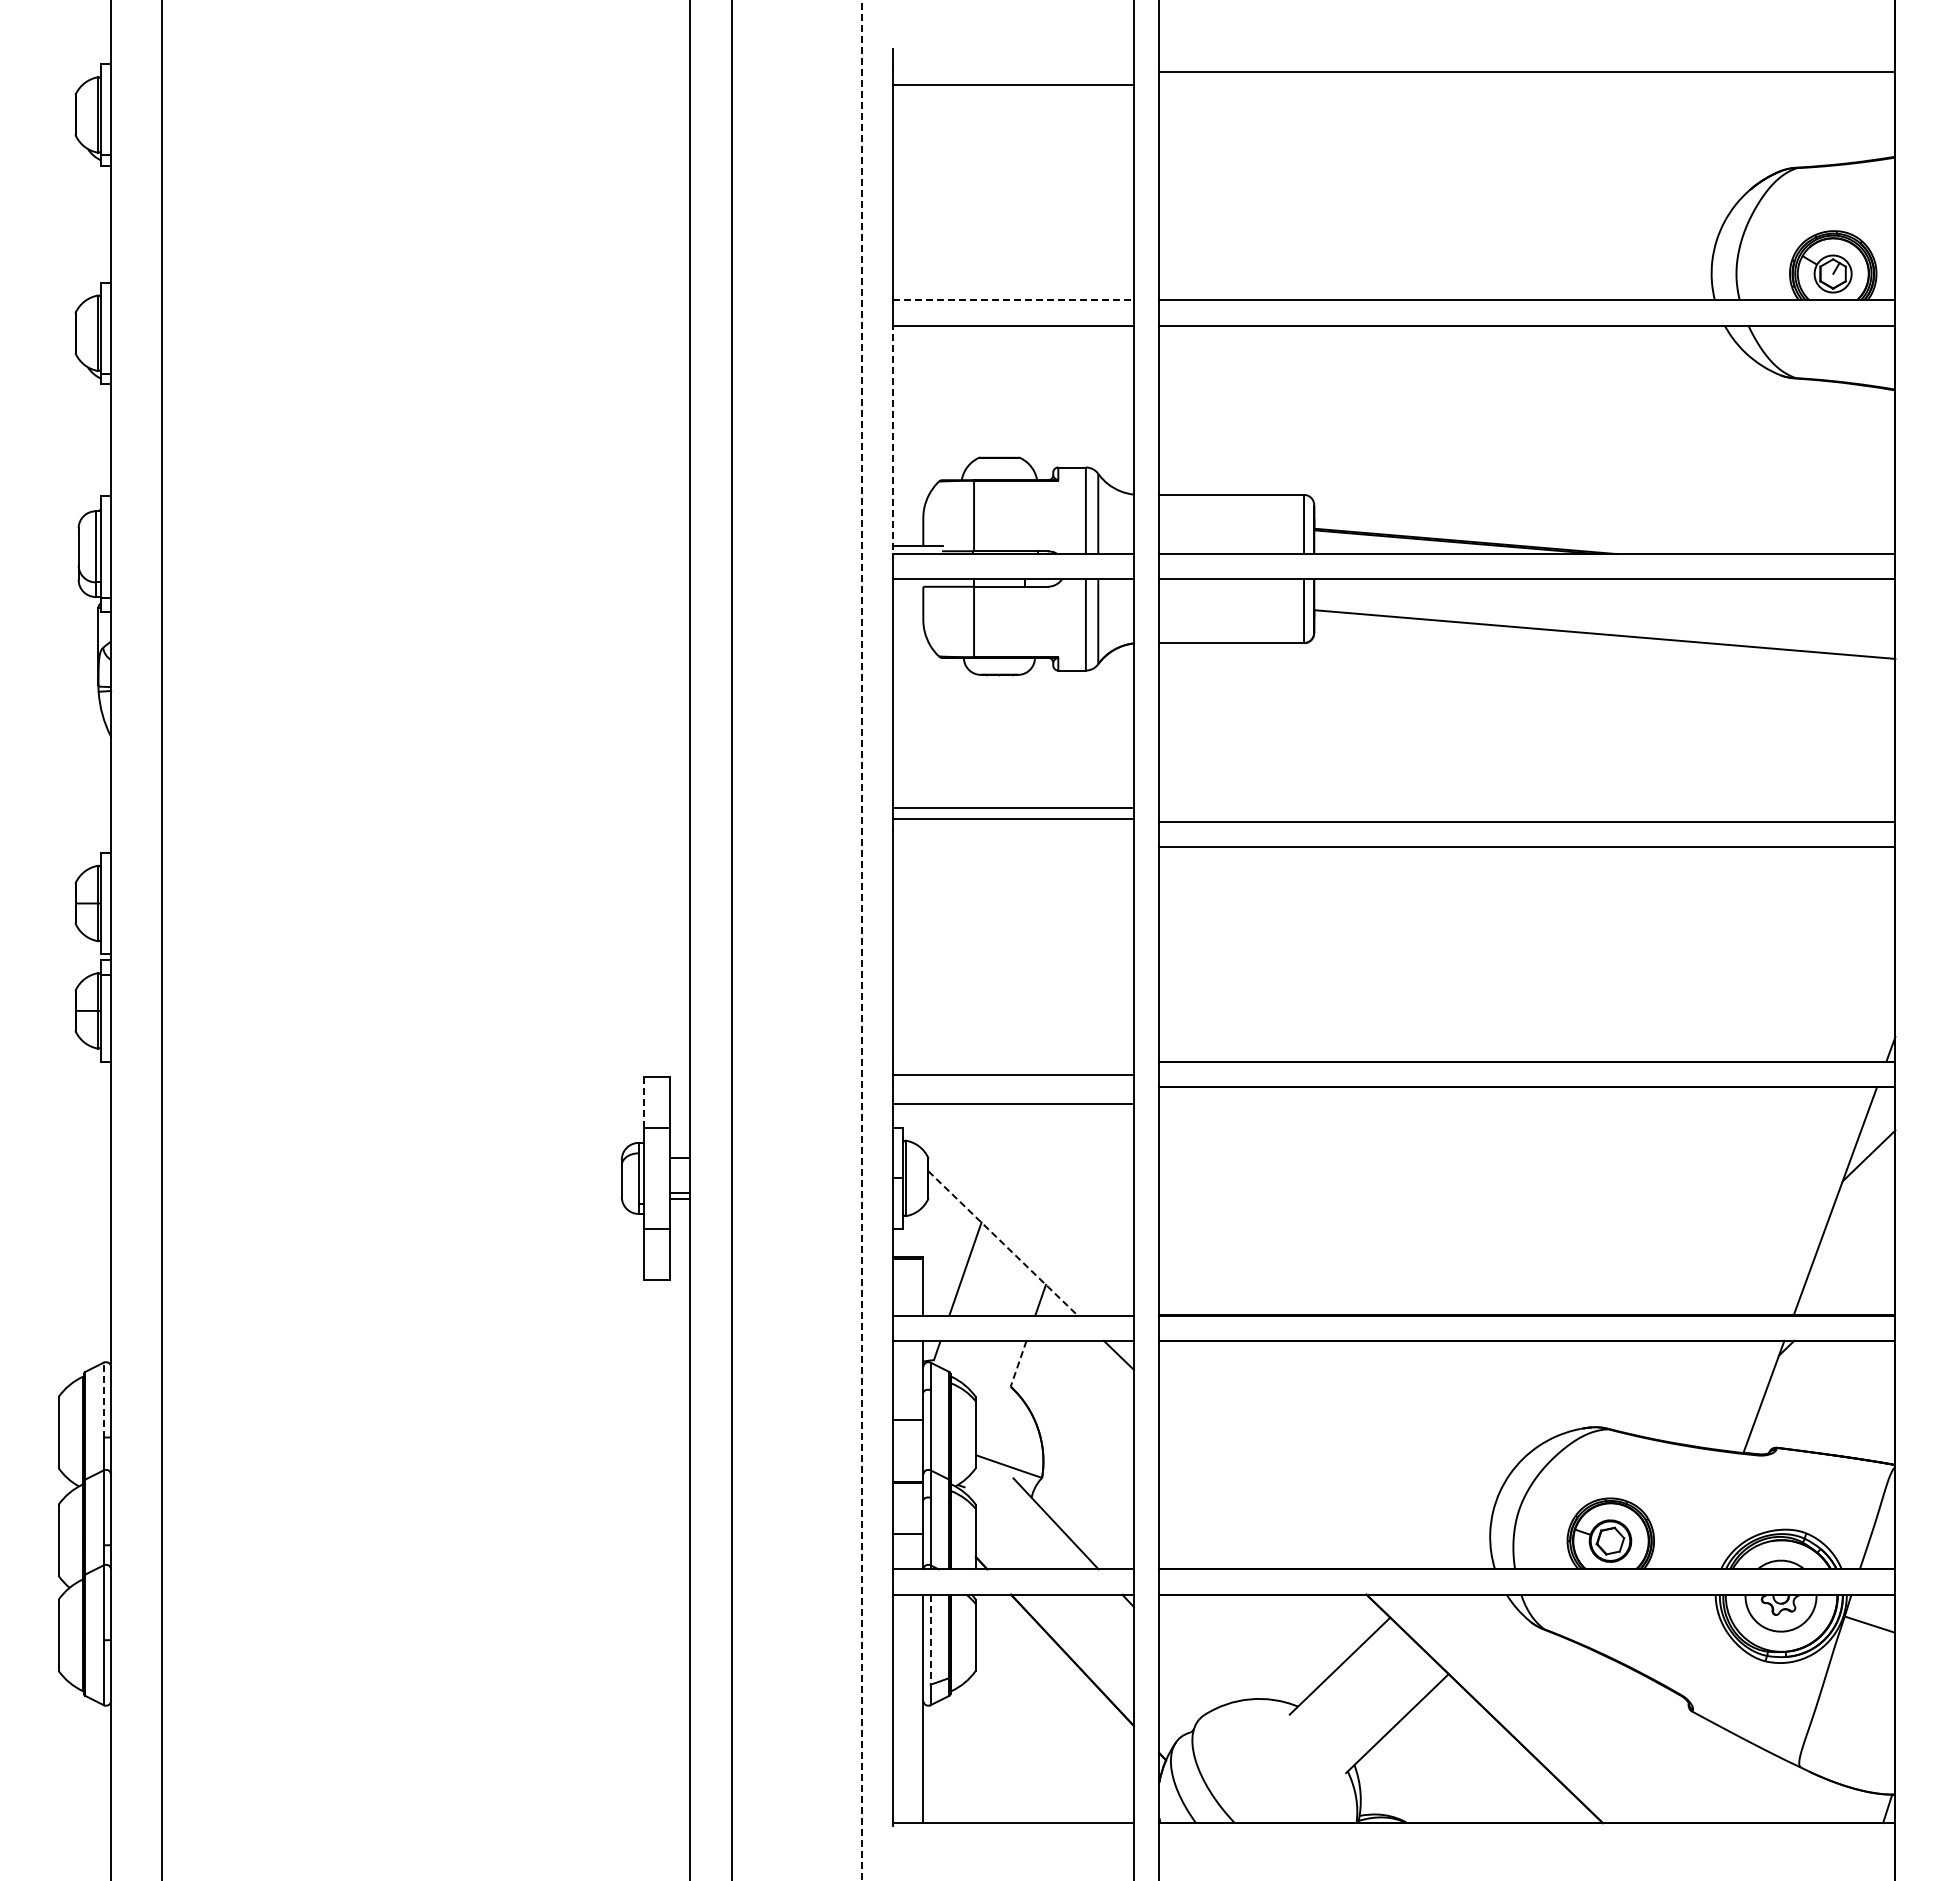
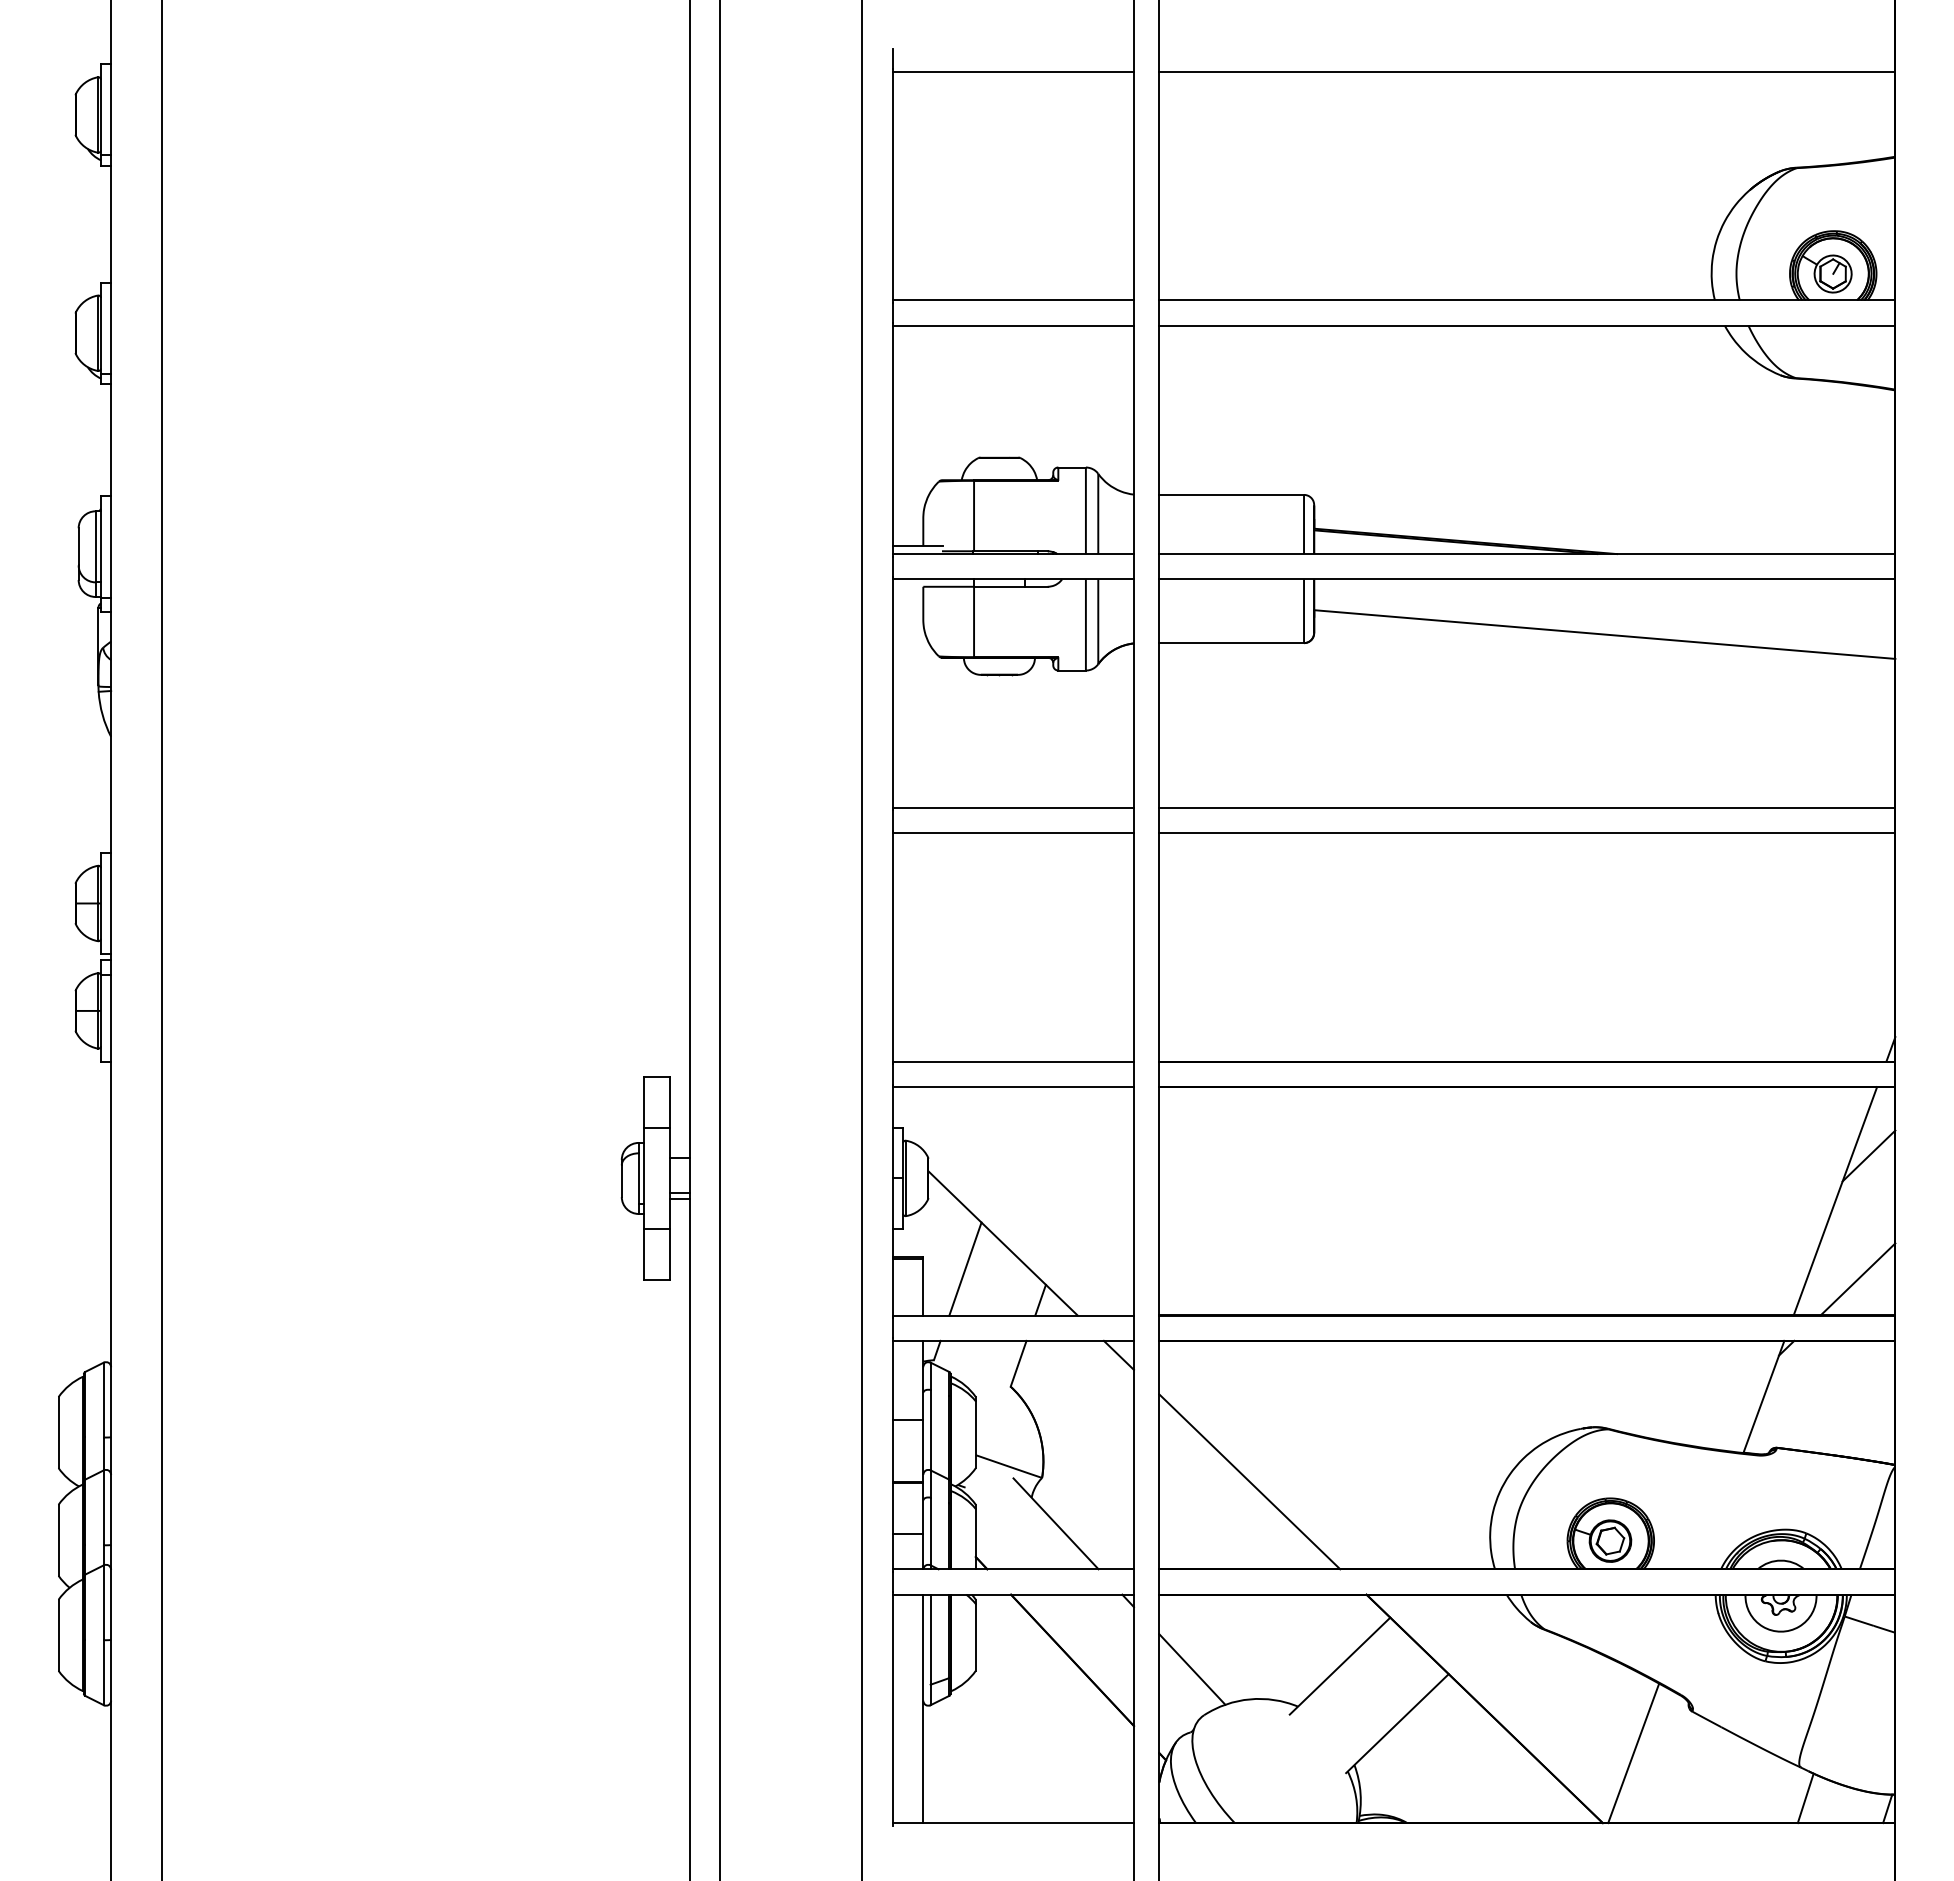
line position: (1012, 84) -> (1012, 71) (1012, 71)
line: dashed -> solid (1013, 300)
line: dashed -> solid (892, 439)
line position: (1012, 819) -> (1012, 833) (1012, 833)
line position: (1527, 821) -> (1527, 807) (1527, 807)
line position: (1527, 847) -> (1527, 833) (1527, 833)
line position: (732, 939) -> (720, 939) (720, 939)
line: dashed -> solid (862, 940)
line position: (1012, 1074) -> (1012, 1061) (1012, 1061)
line: dashed -> solid (644, 1101)
line position: (1012, 1104) -> (1012, 1087) (1012, 1087)
line: dashed -> solid (1003, 1243)
line: none -> present (1857, 1279)
line: dashed -> solid (1018, 1364)
line: dashed -> solid (103, 1399)
line: none -> present (1249, 1481)
line: dashed -> solid (930, 1640)
line: none -> present (1192, 1669)
line: none -> present (1633, 1753)
line: none -> present (1805, 1798)
